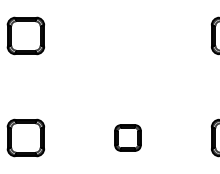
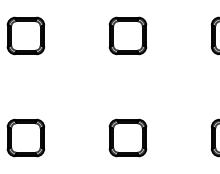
part: none -> present (127, 35)
part size: 28x28 px -> 40x40 px (127, 137)
